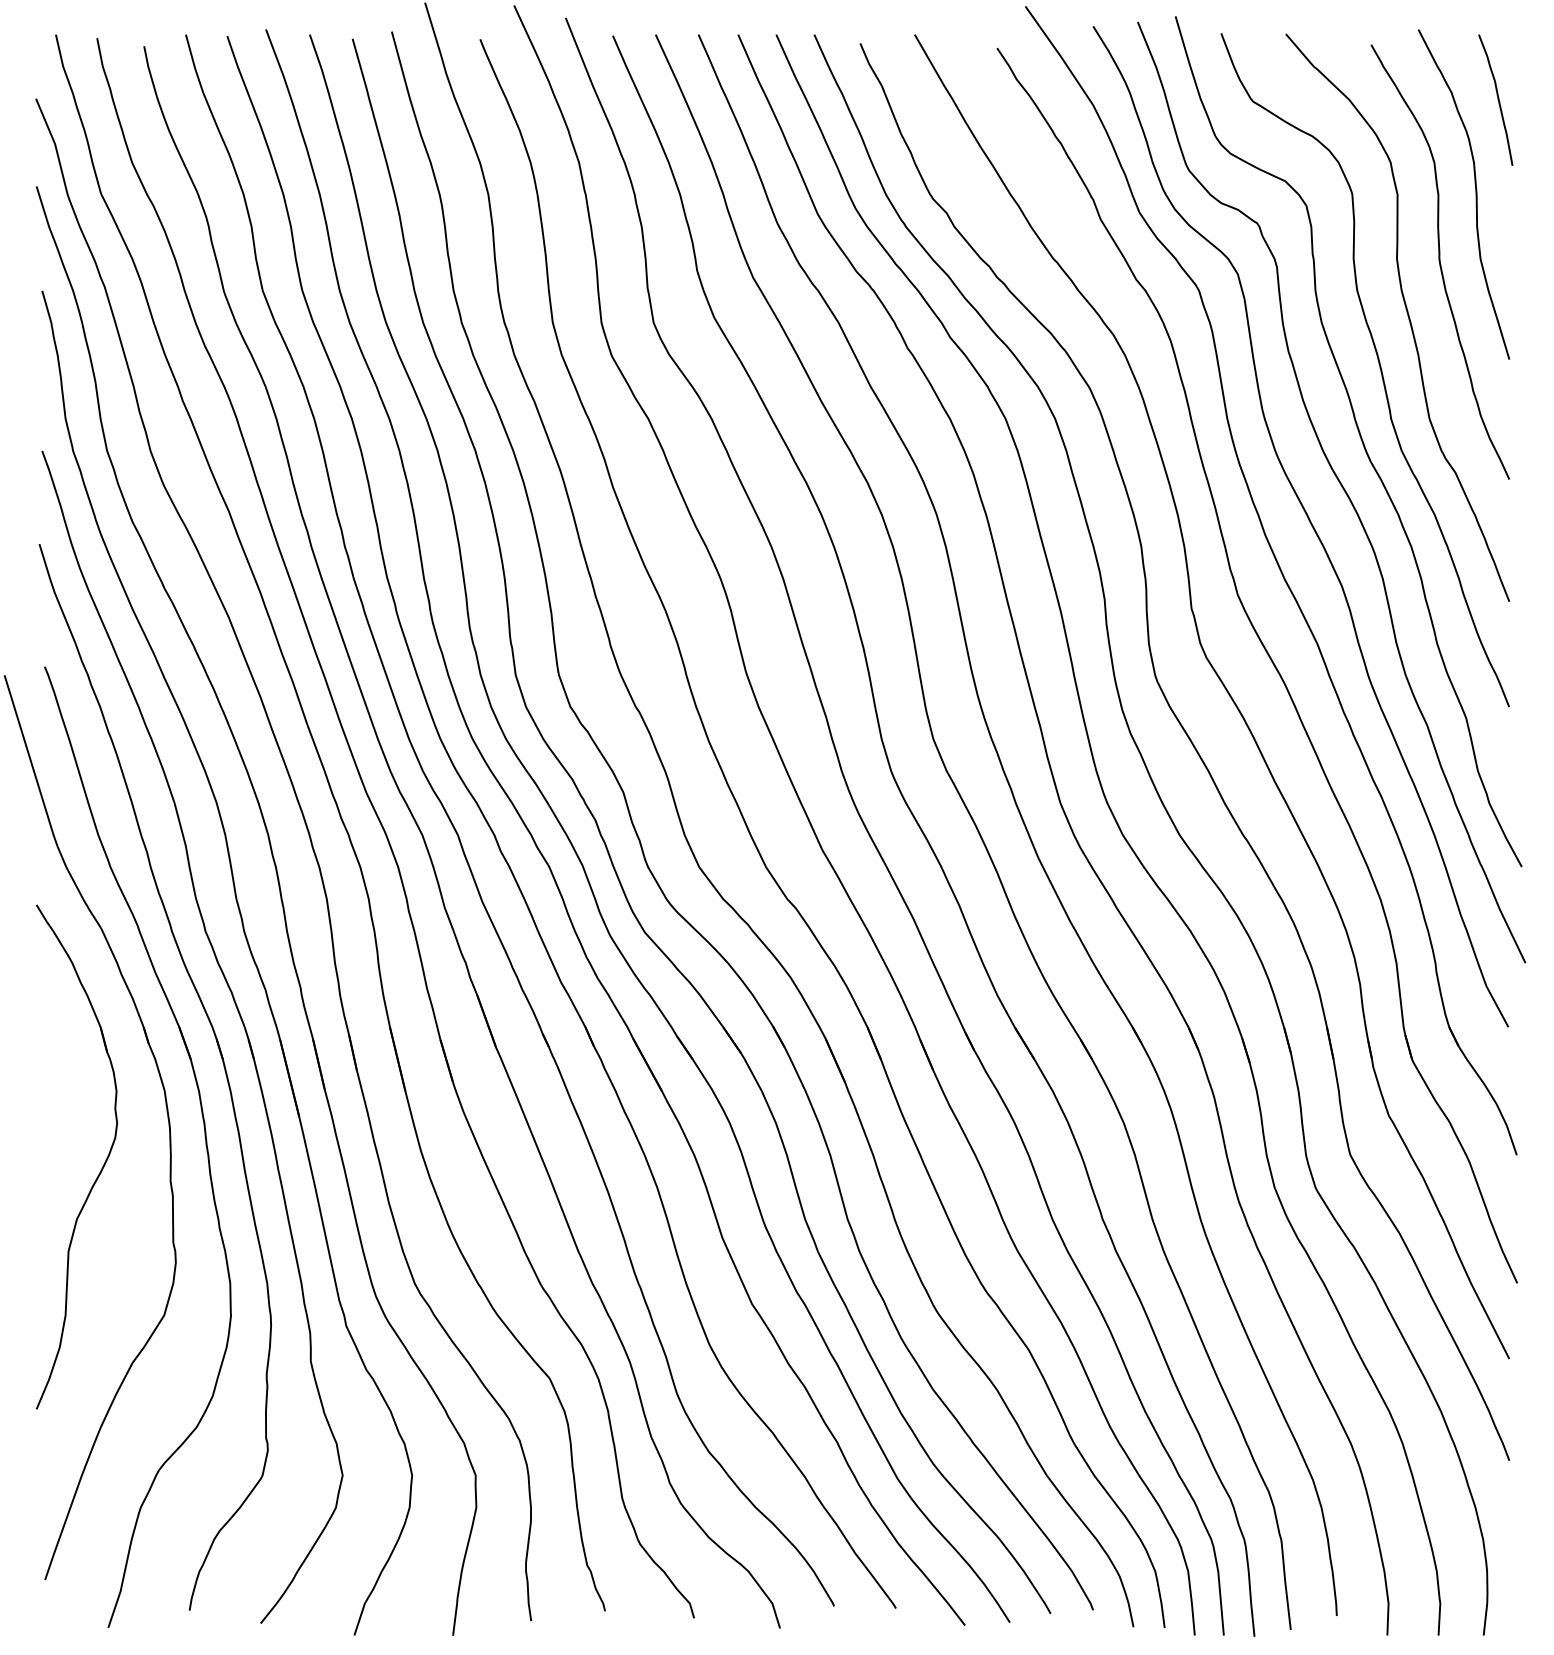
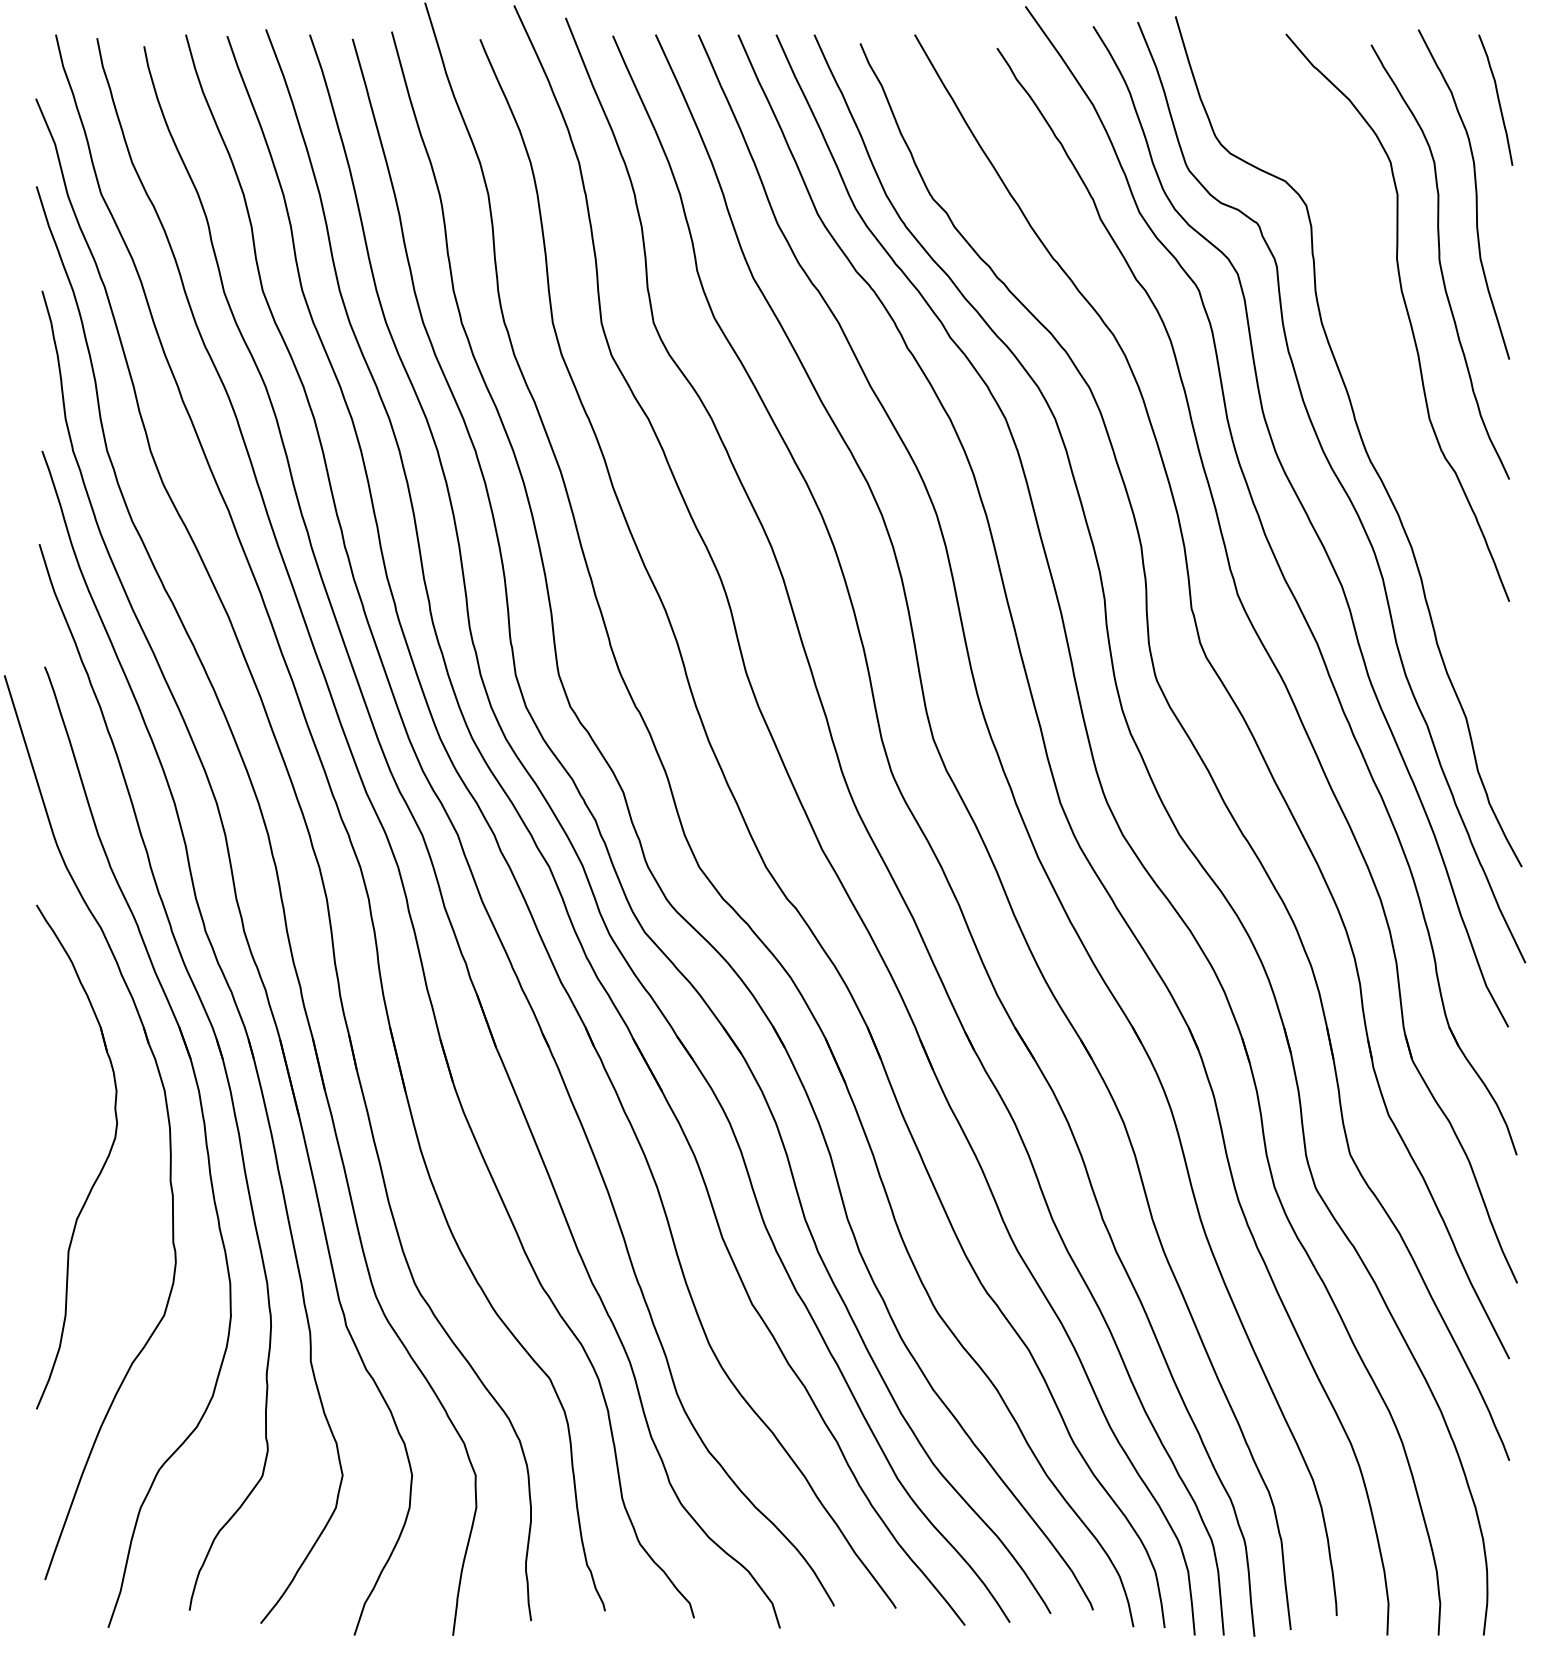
curve: present -> none (1379, 368)
